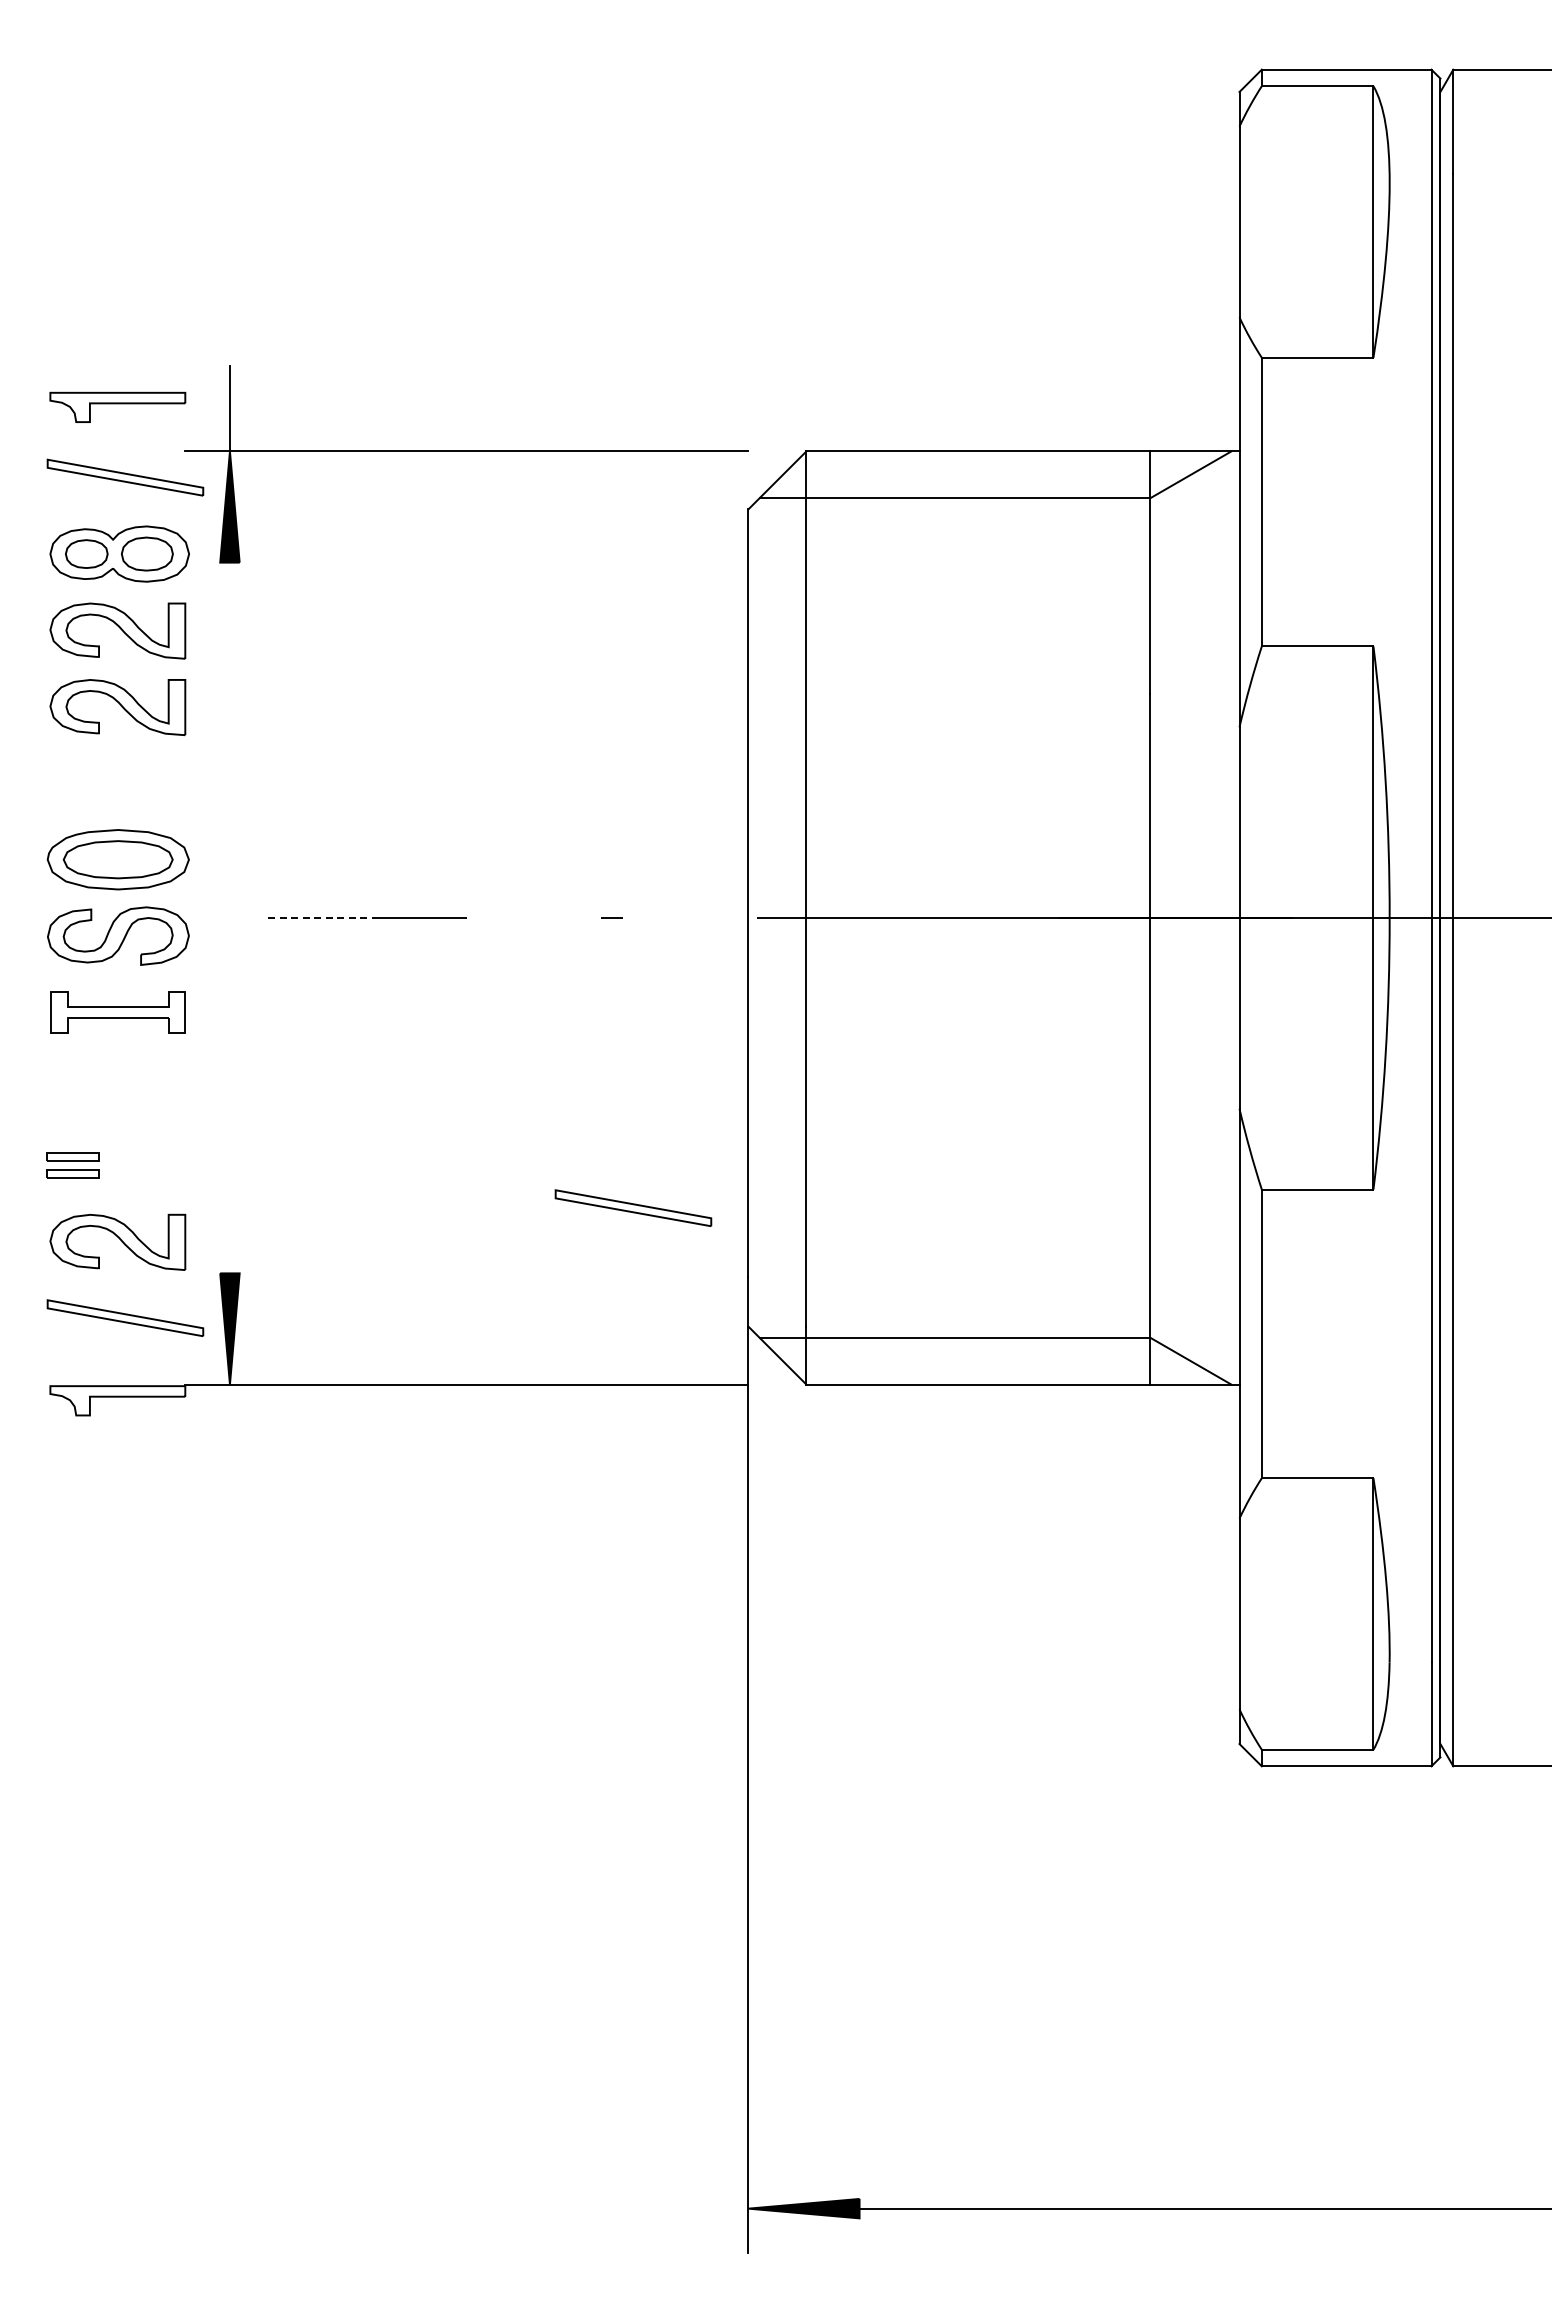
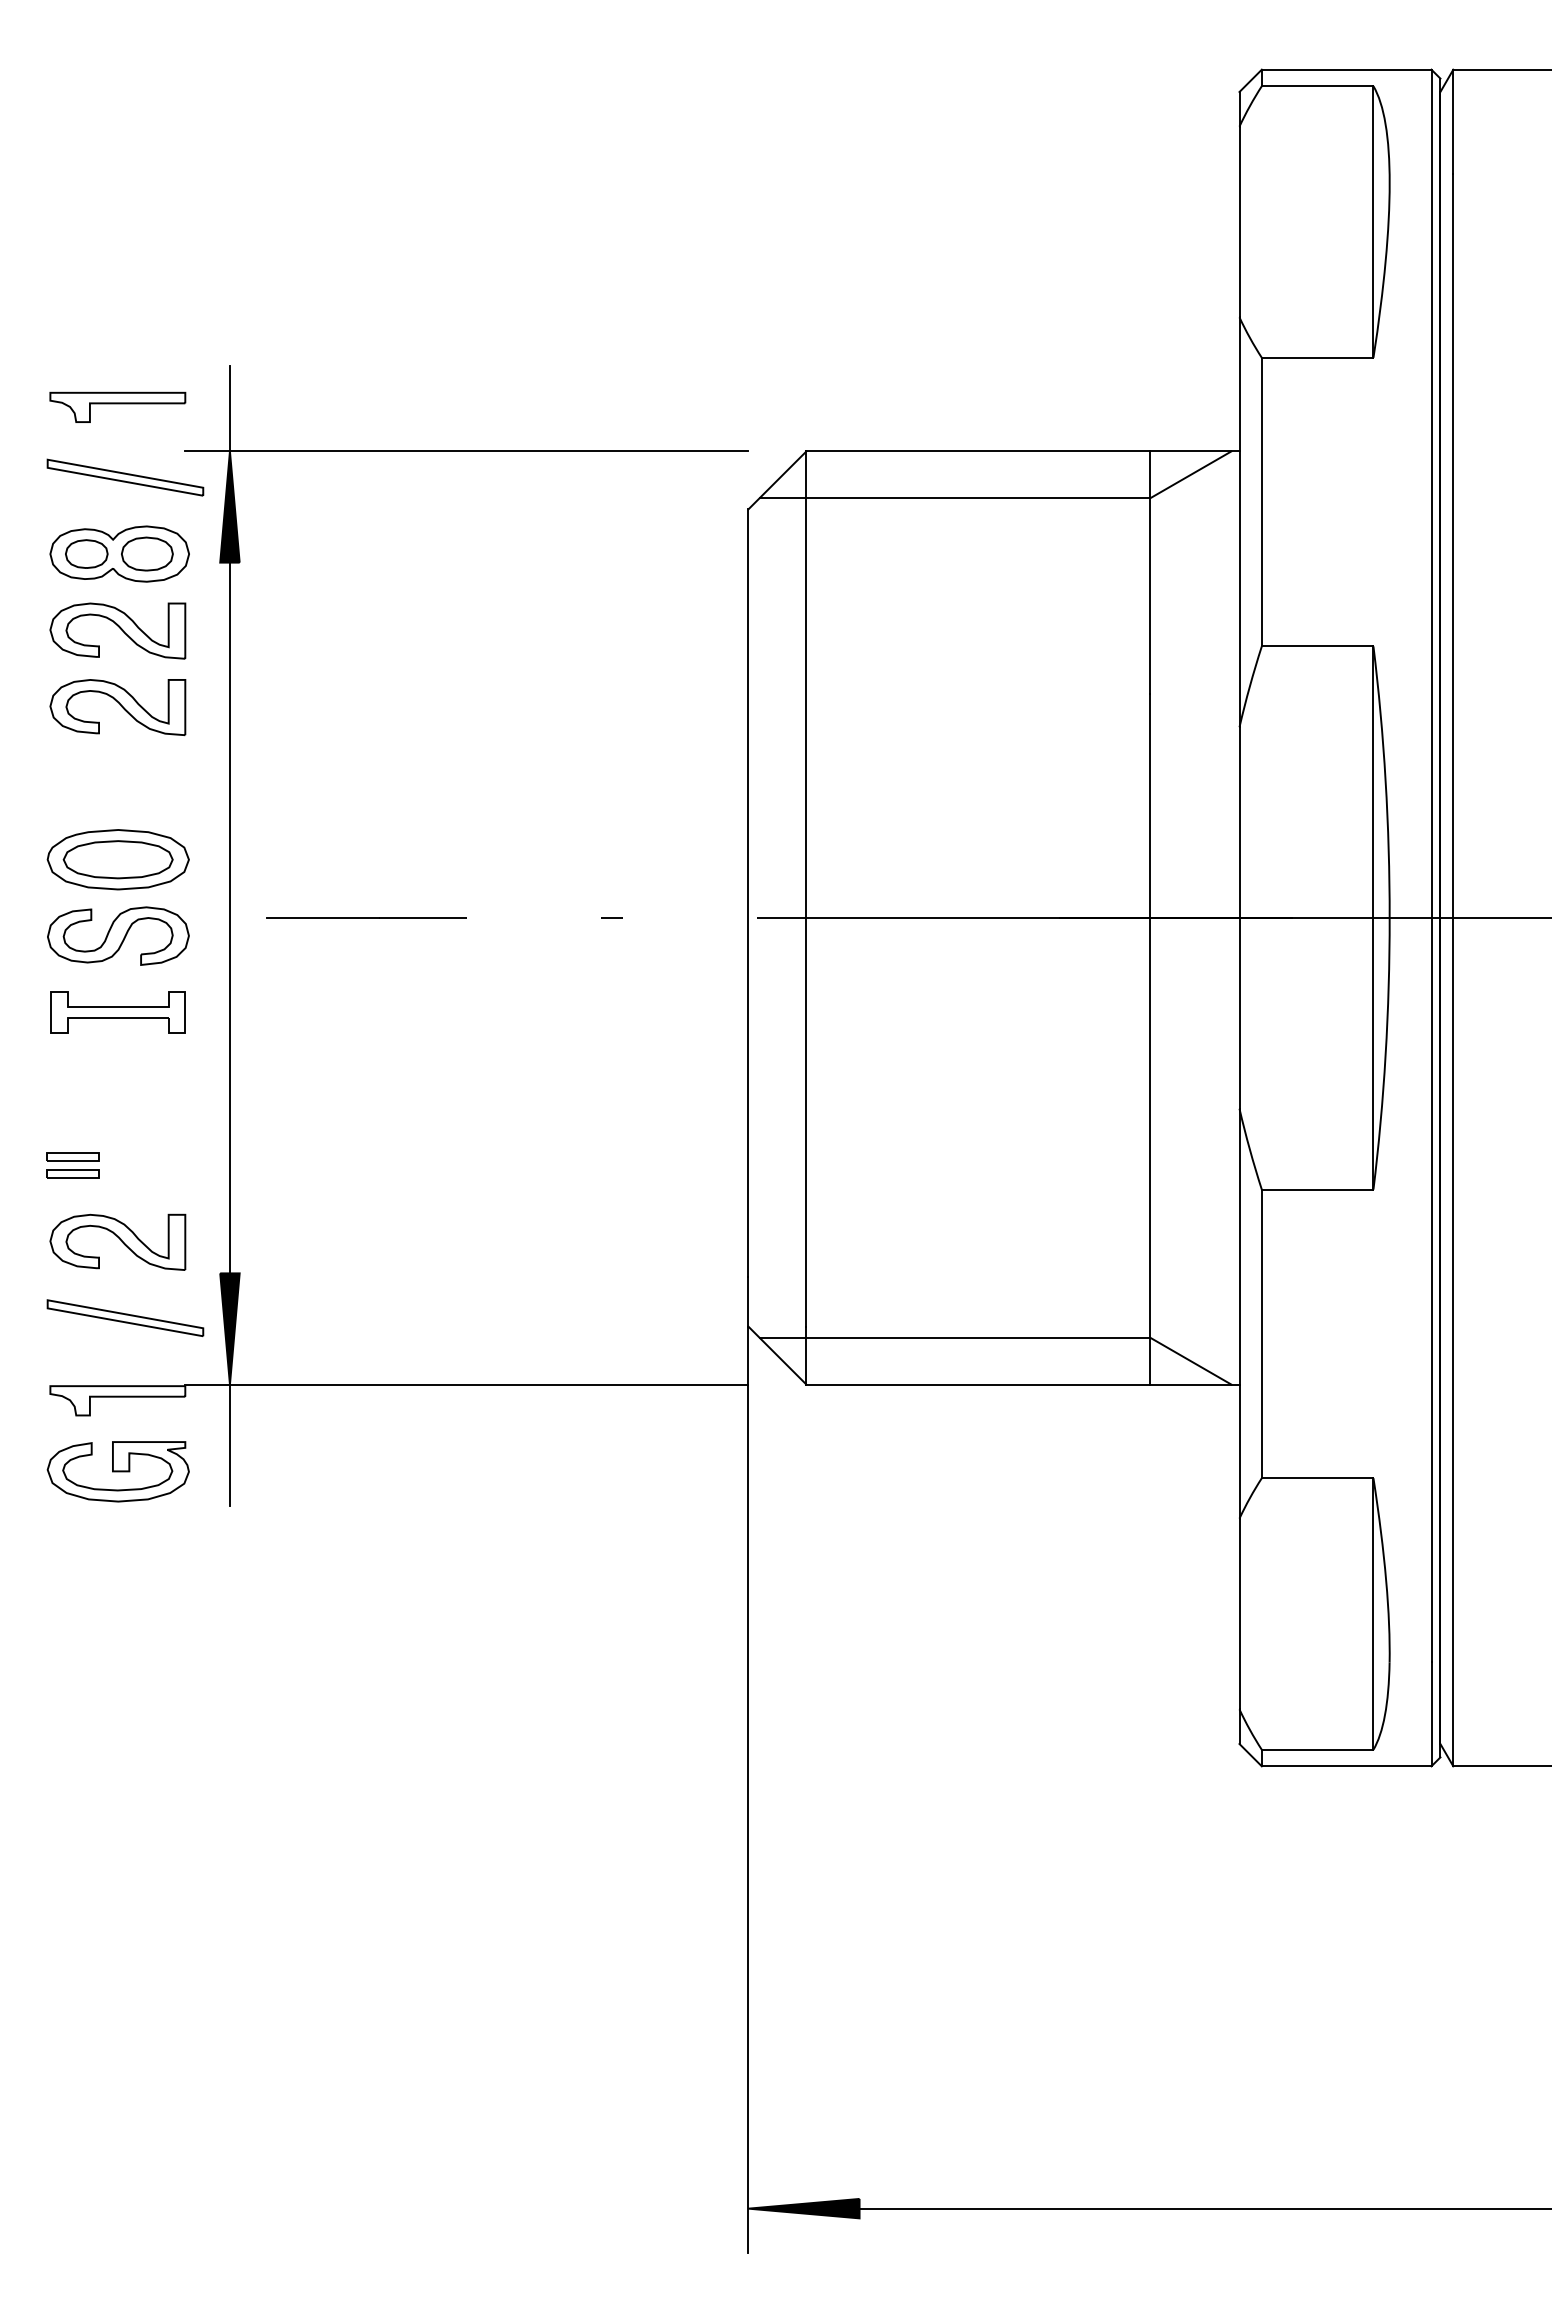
line: none -> present (229, 917)
line: dashed -> solid (323, 918)
part: present -> none (633, 1207)
line: none -> present (229, 1444)
part: none -> present (117, 1471)
